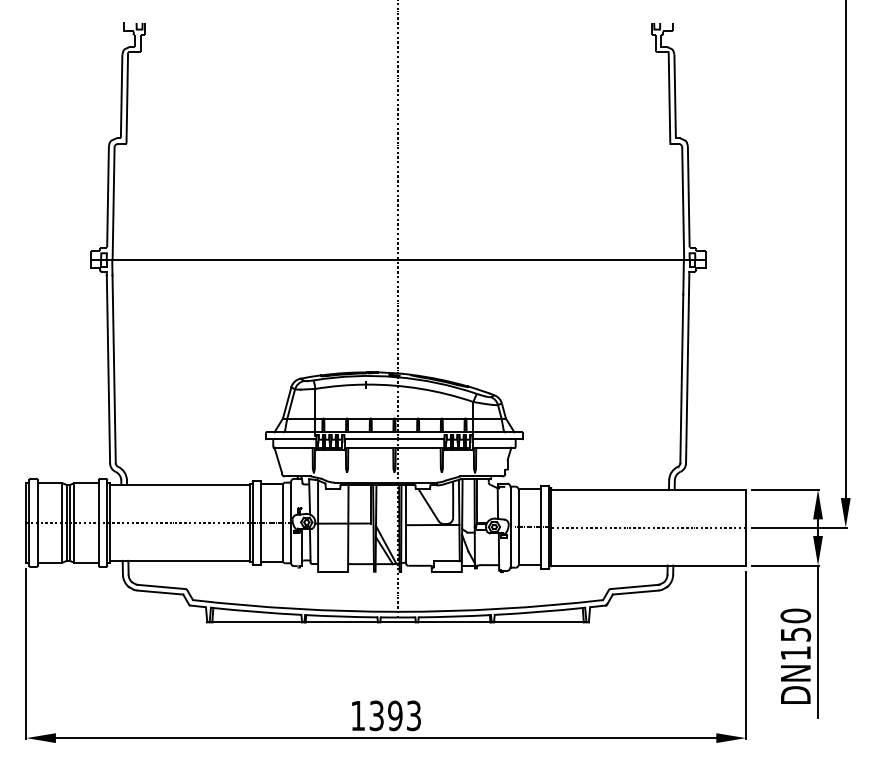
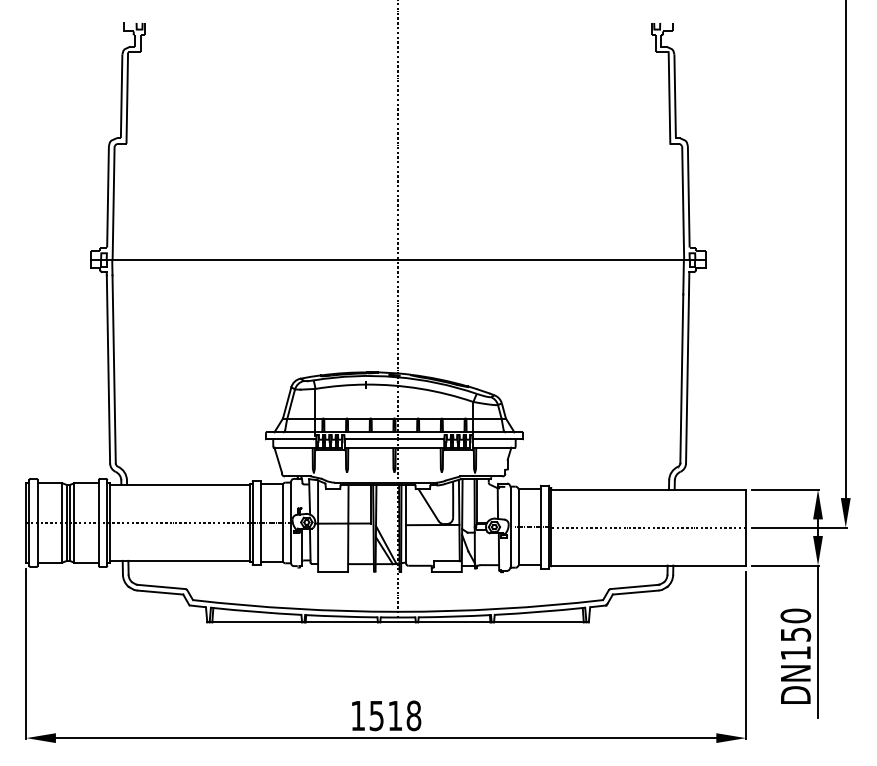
text: 1393 -> 1518 (395, 715)
